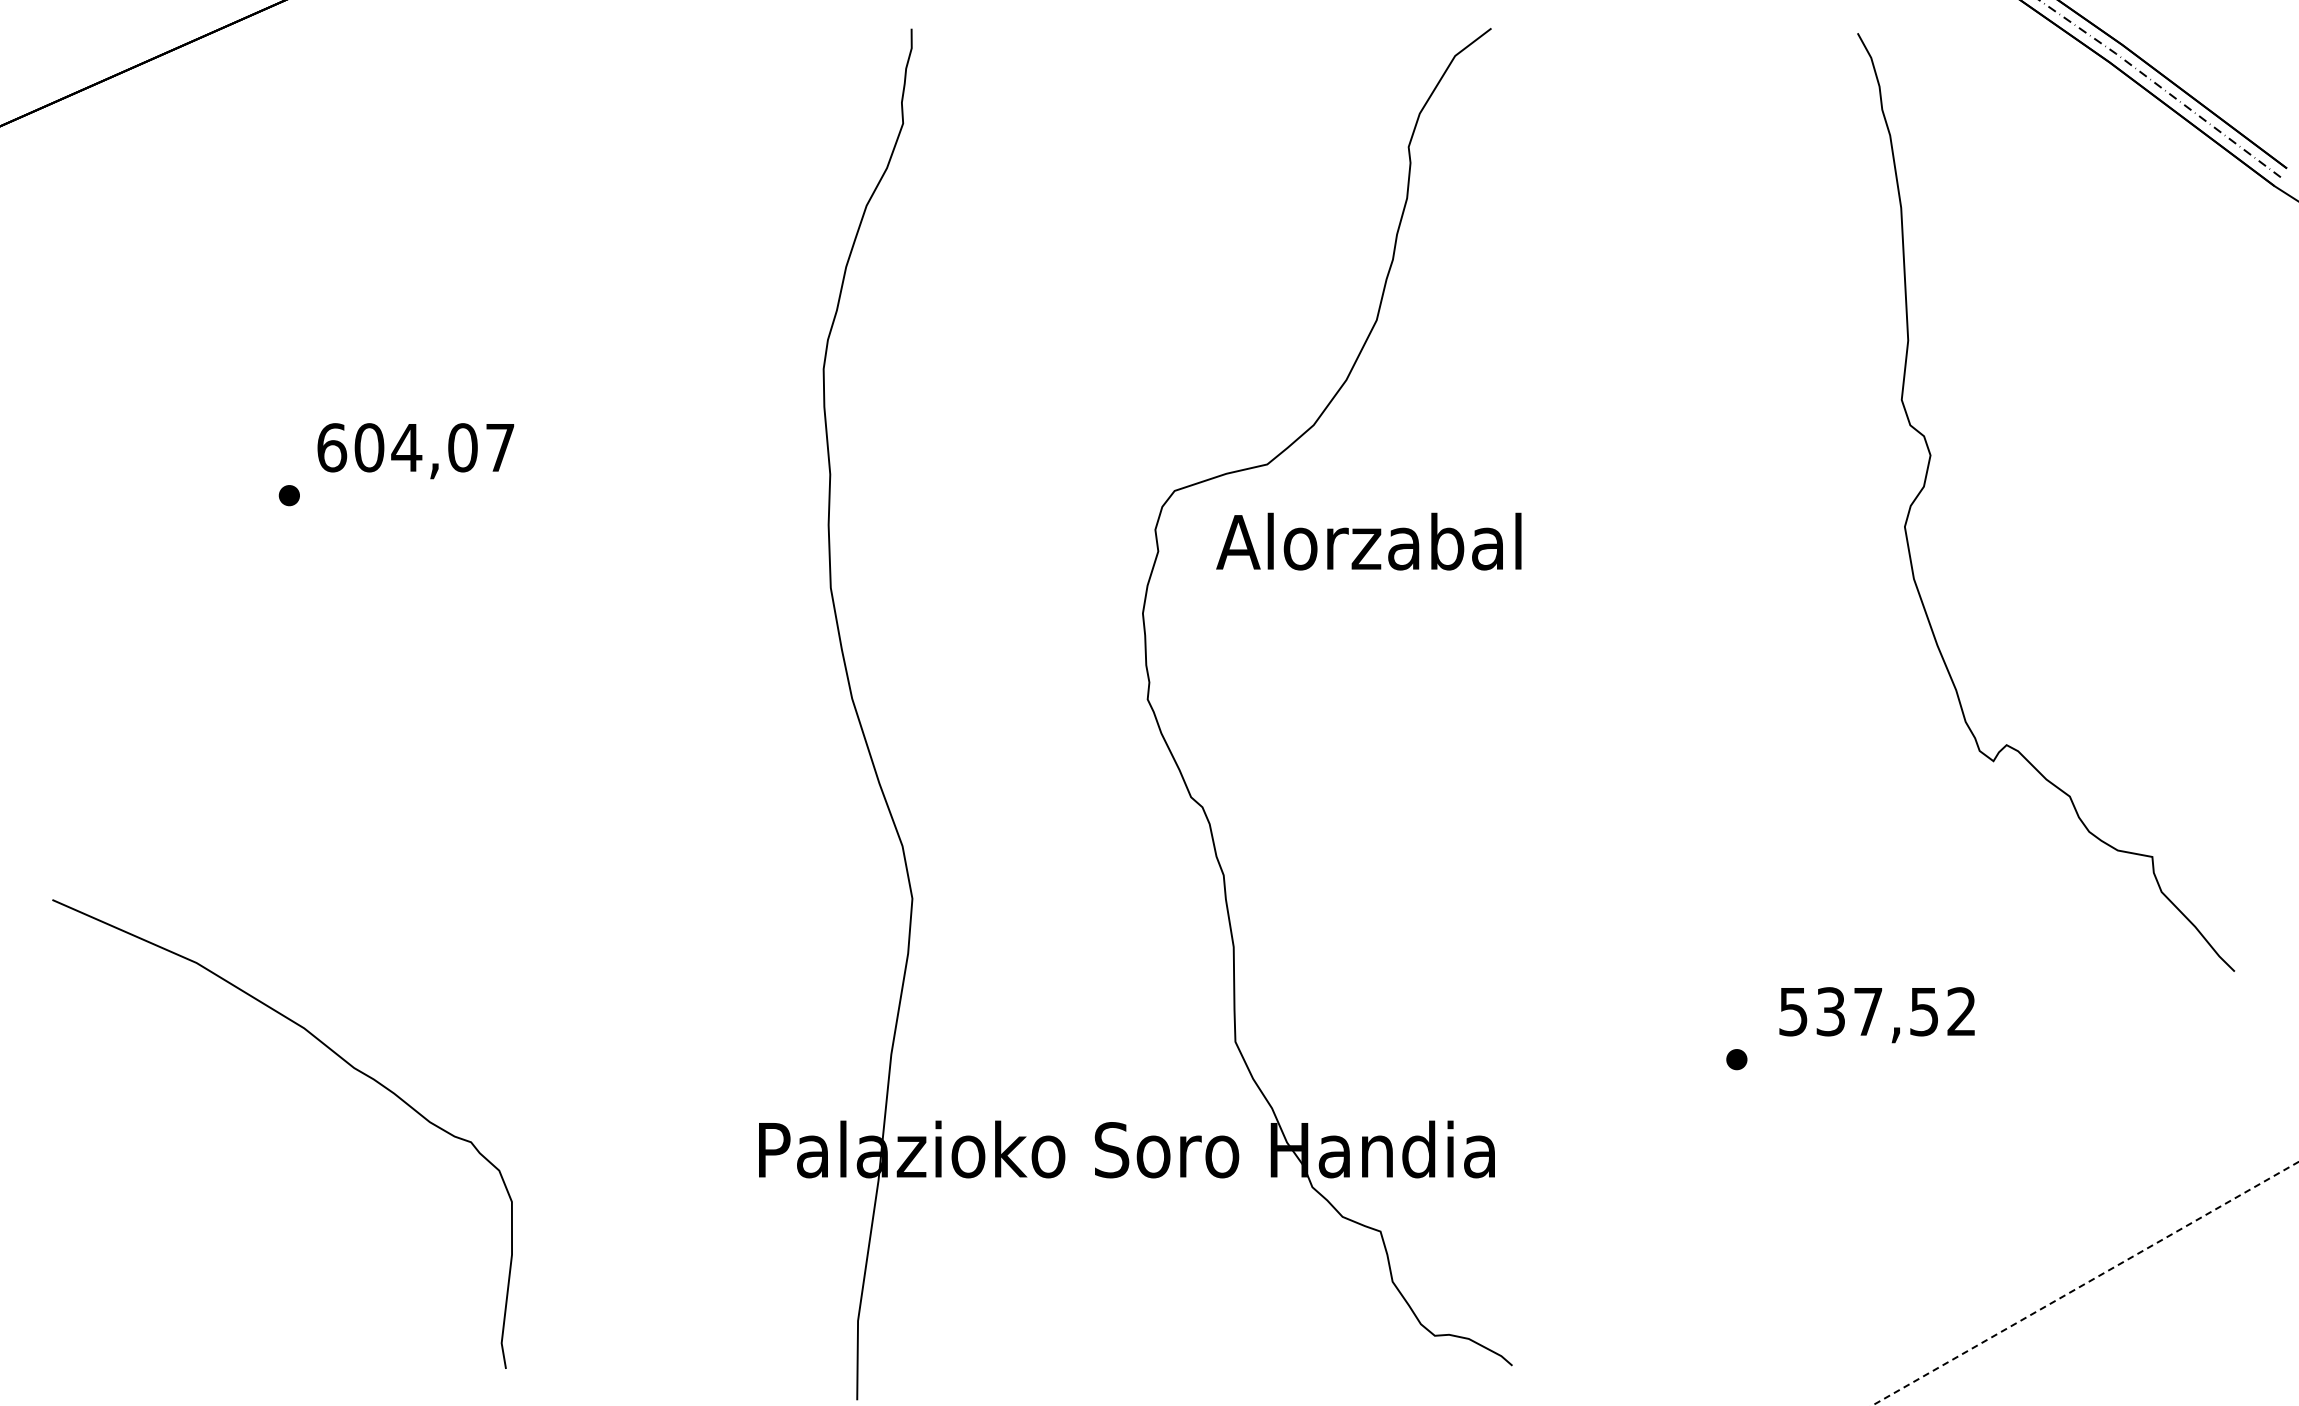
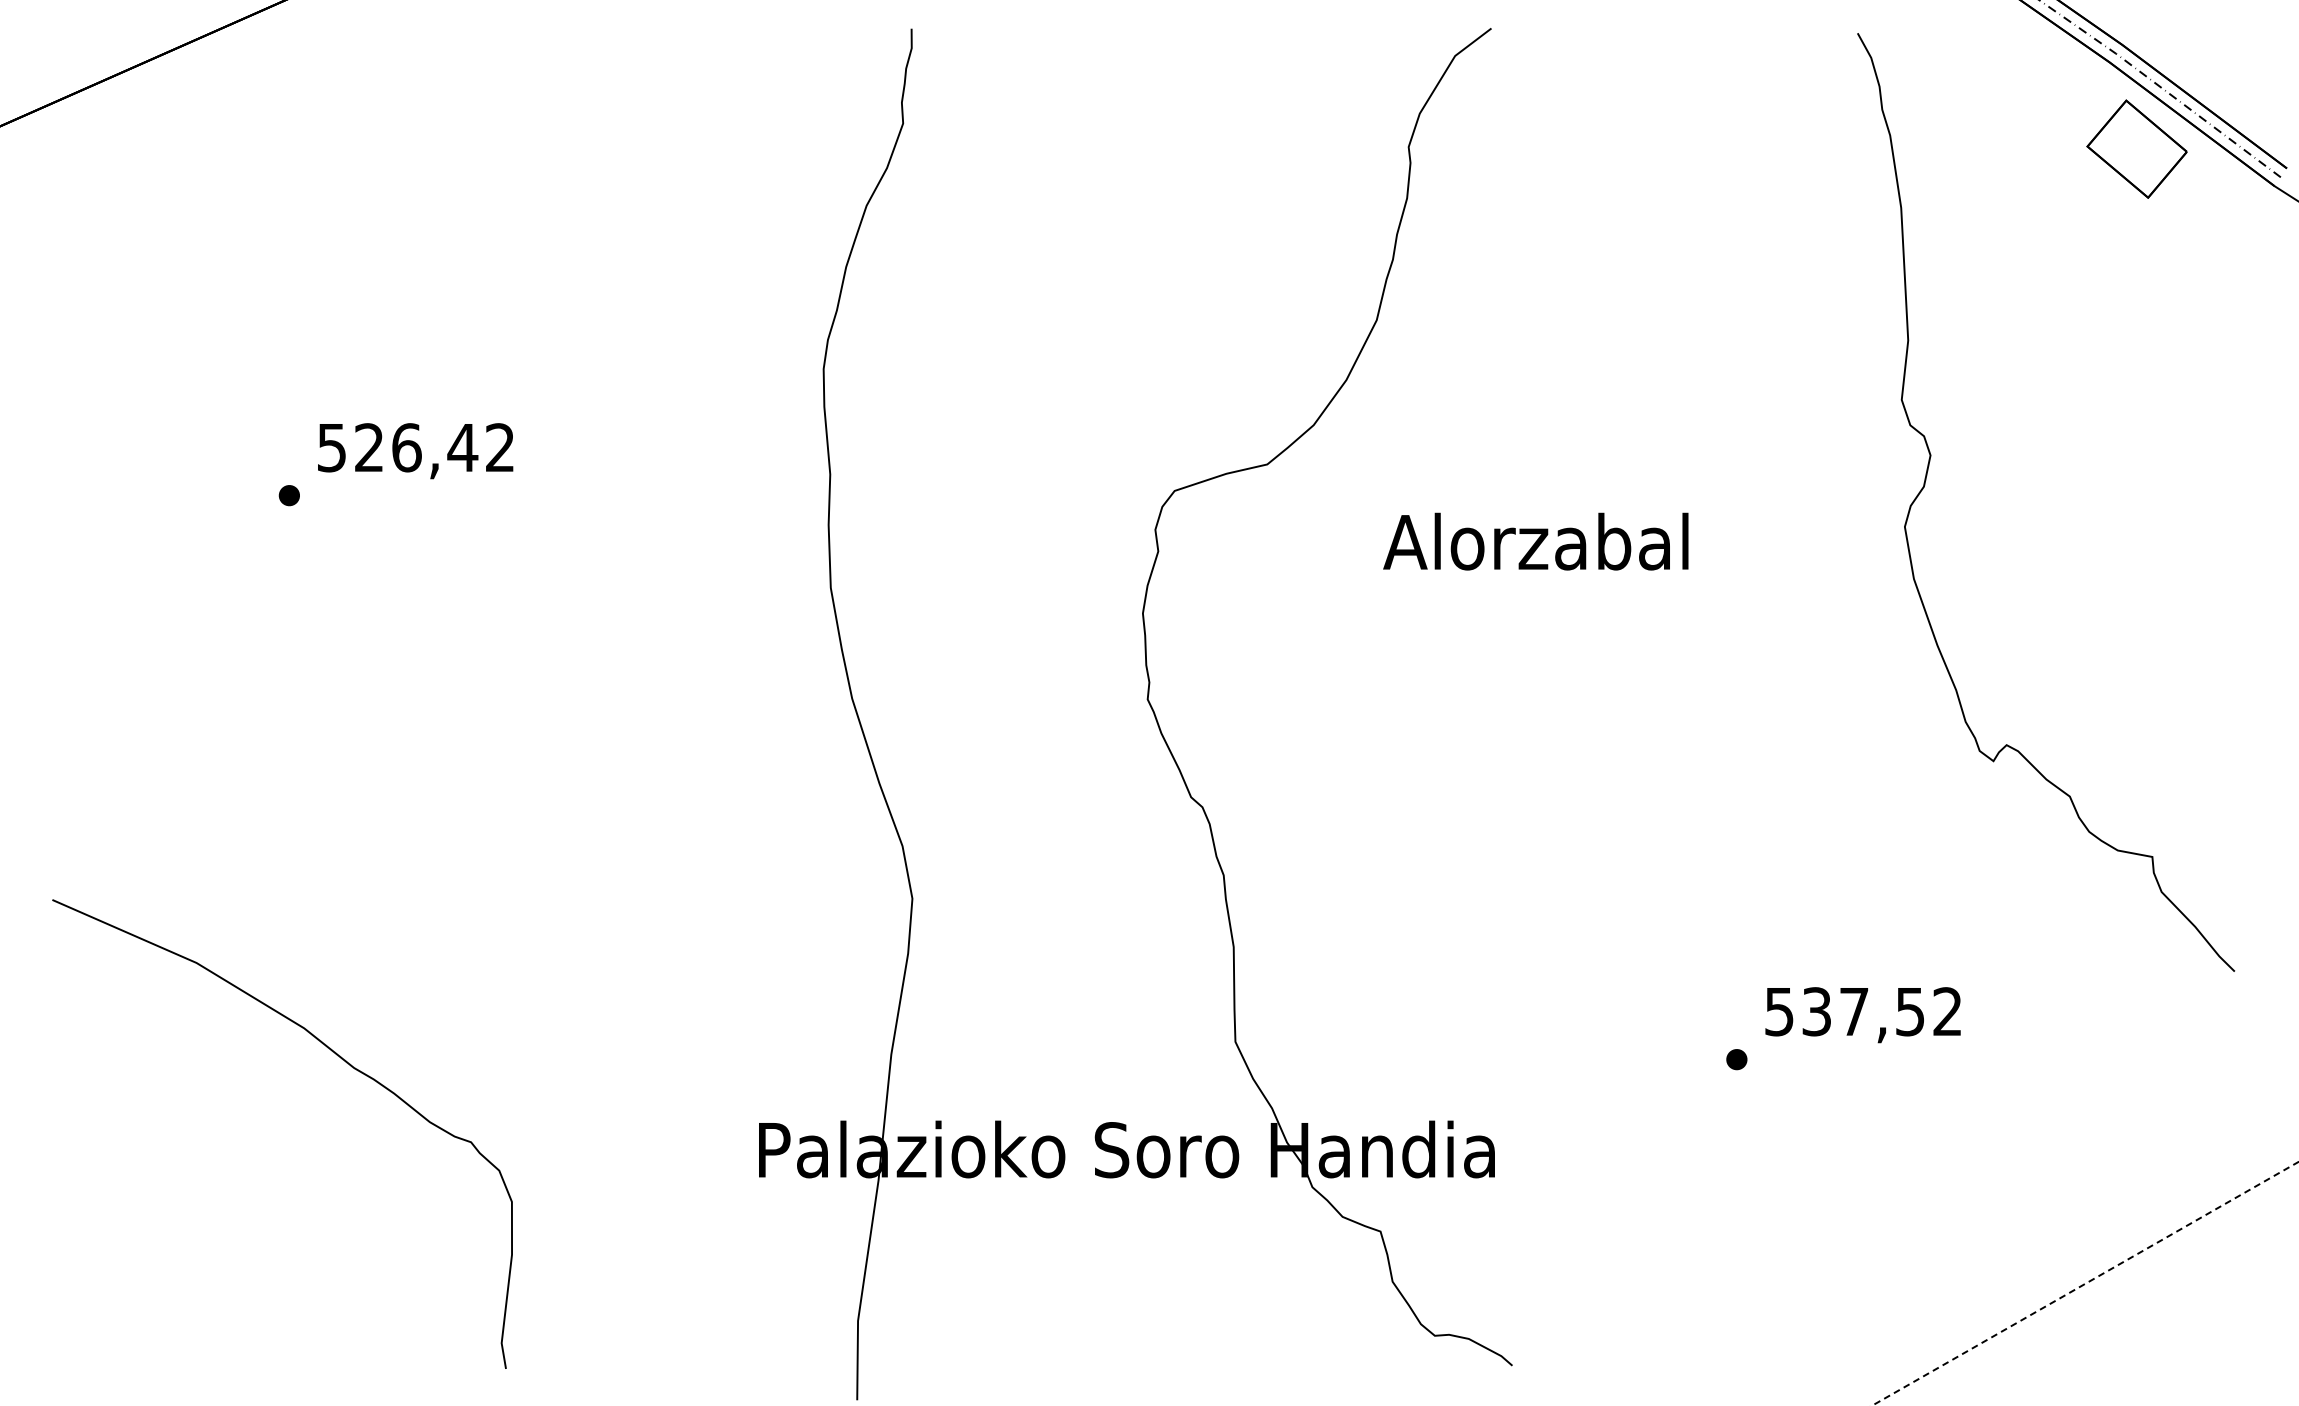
part: none -> present (2136, 148)
text: 604,07 -> 526,42 (415, 447)
text position: (1368, 541) -> (1535, 541) (1535, 541)
text position: (1876, 1015) -> (1862, 1015) (1862, 1015)
